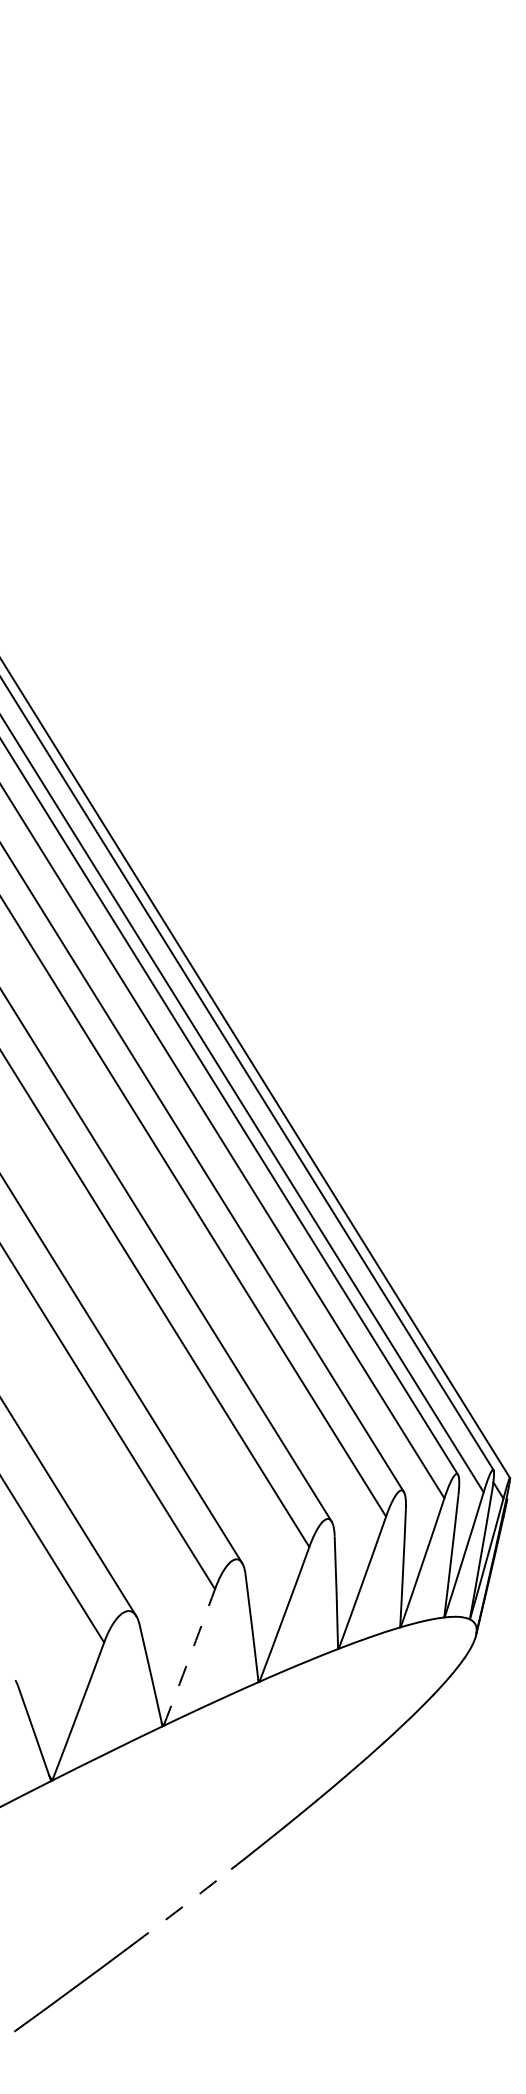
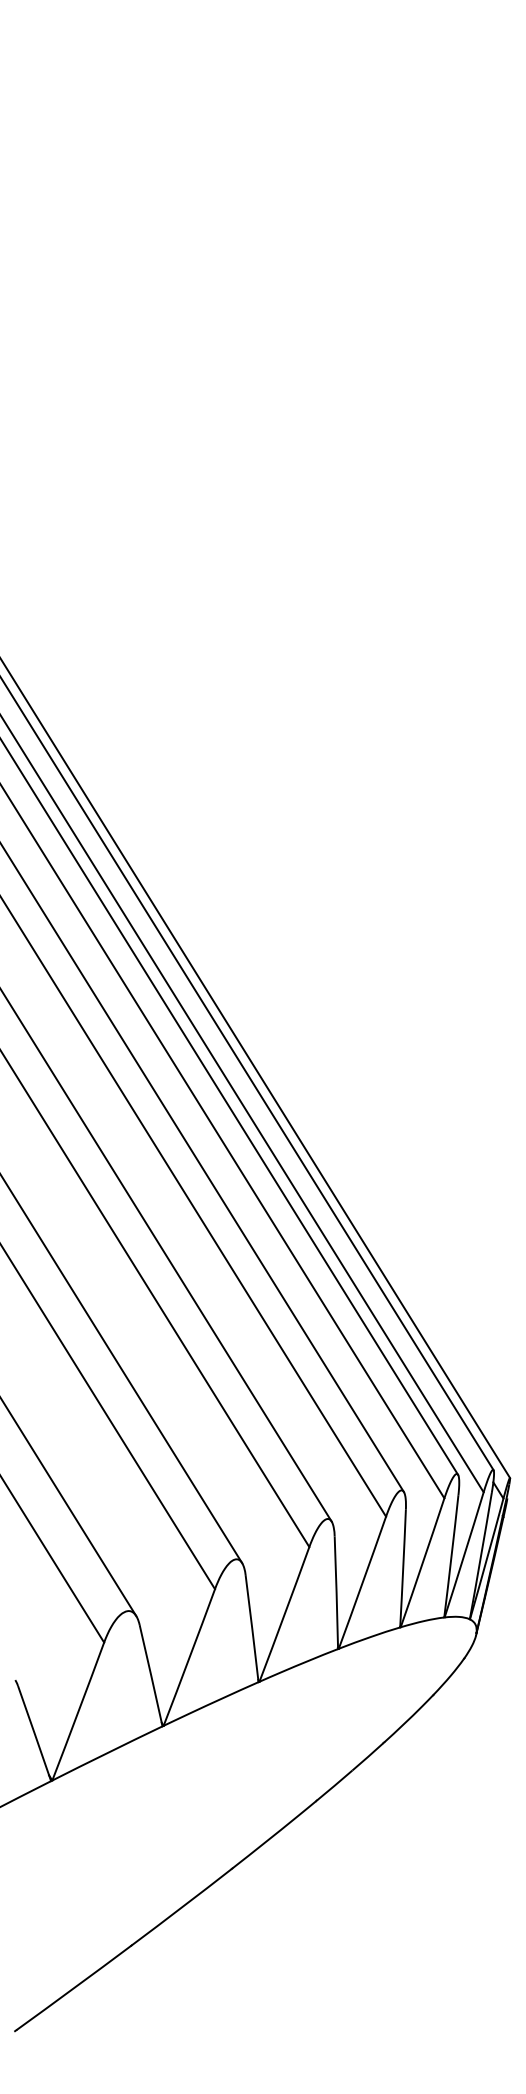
arc: dashed -> solid (189, 1657)
arc: dashed -> solid (182, 1907)
